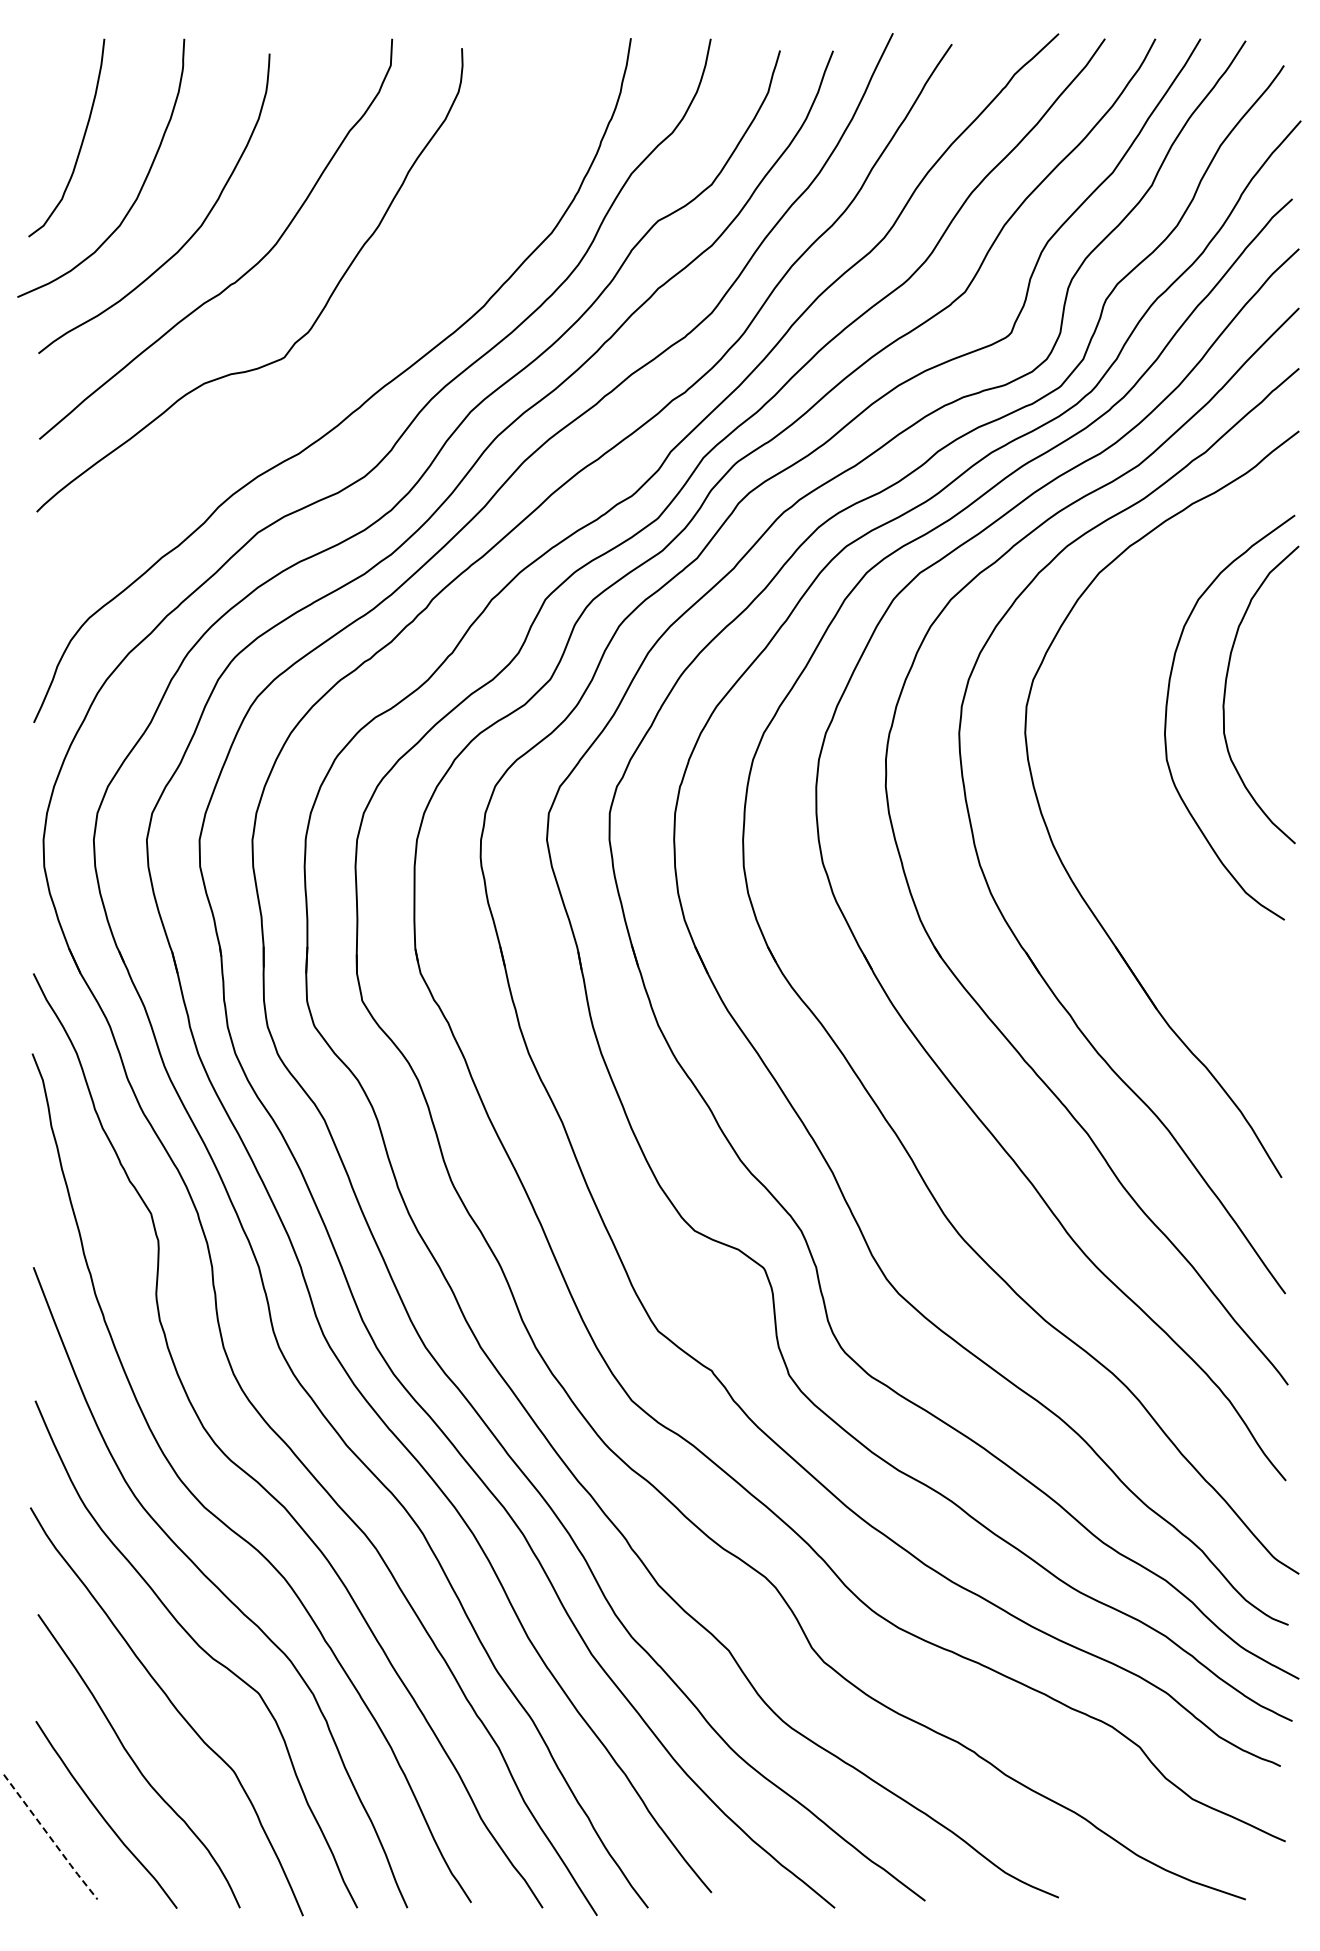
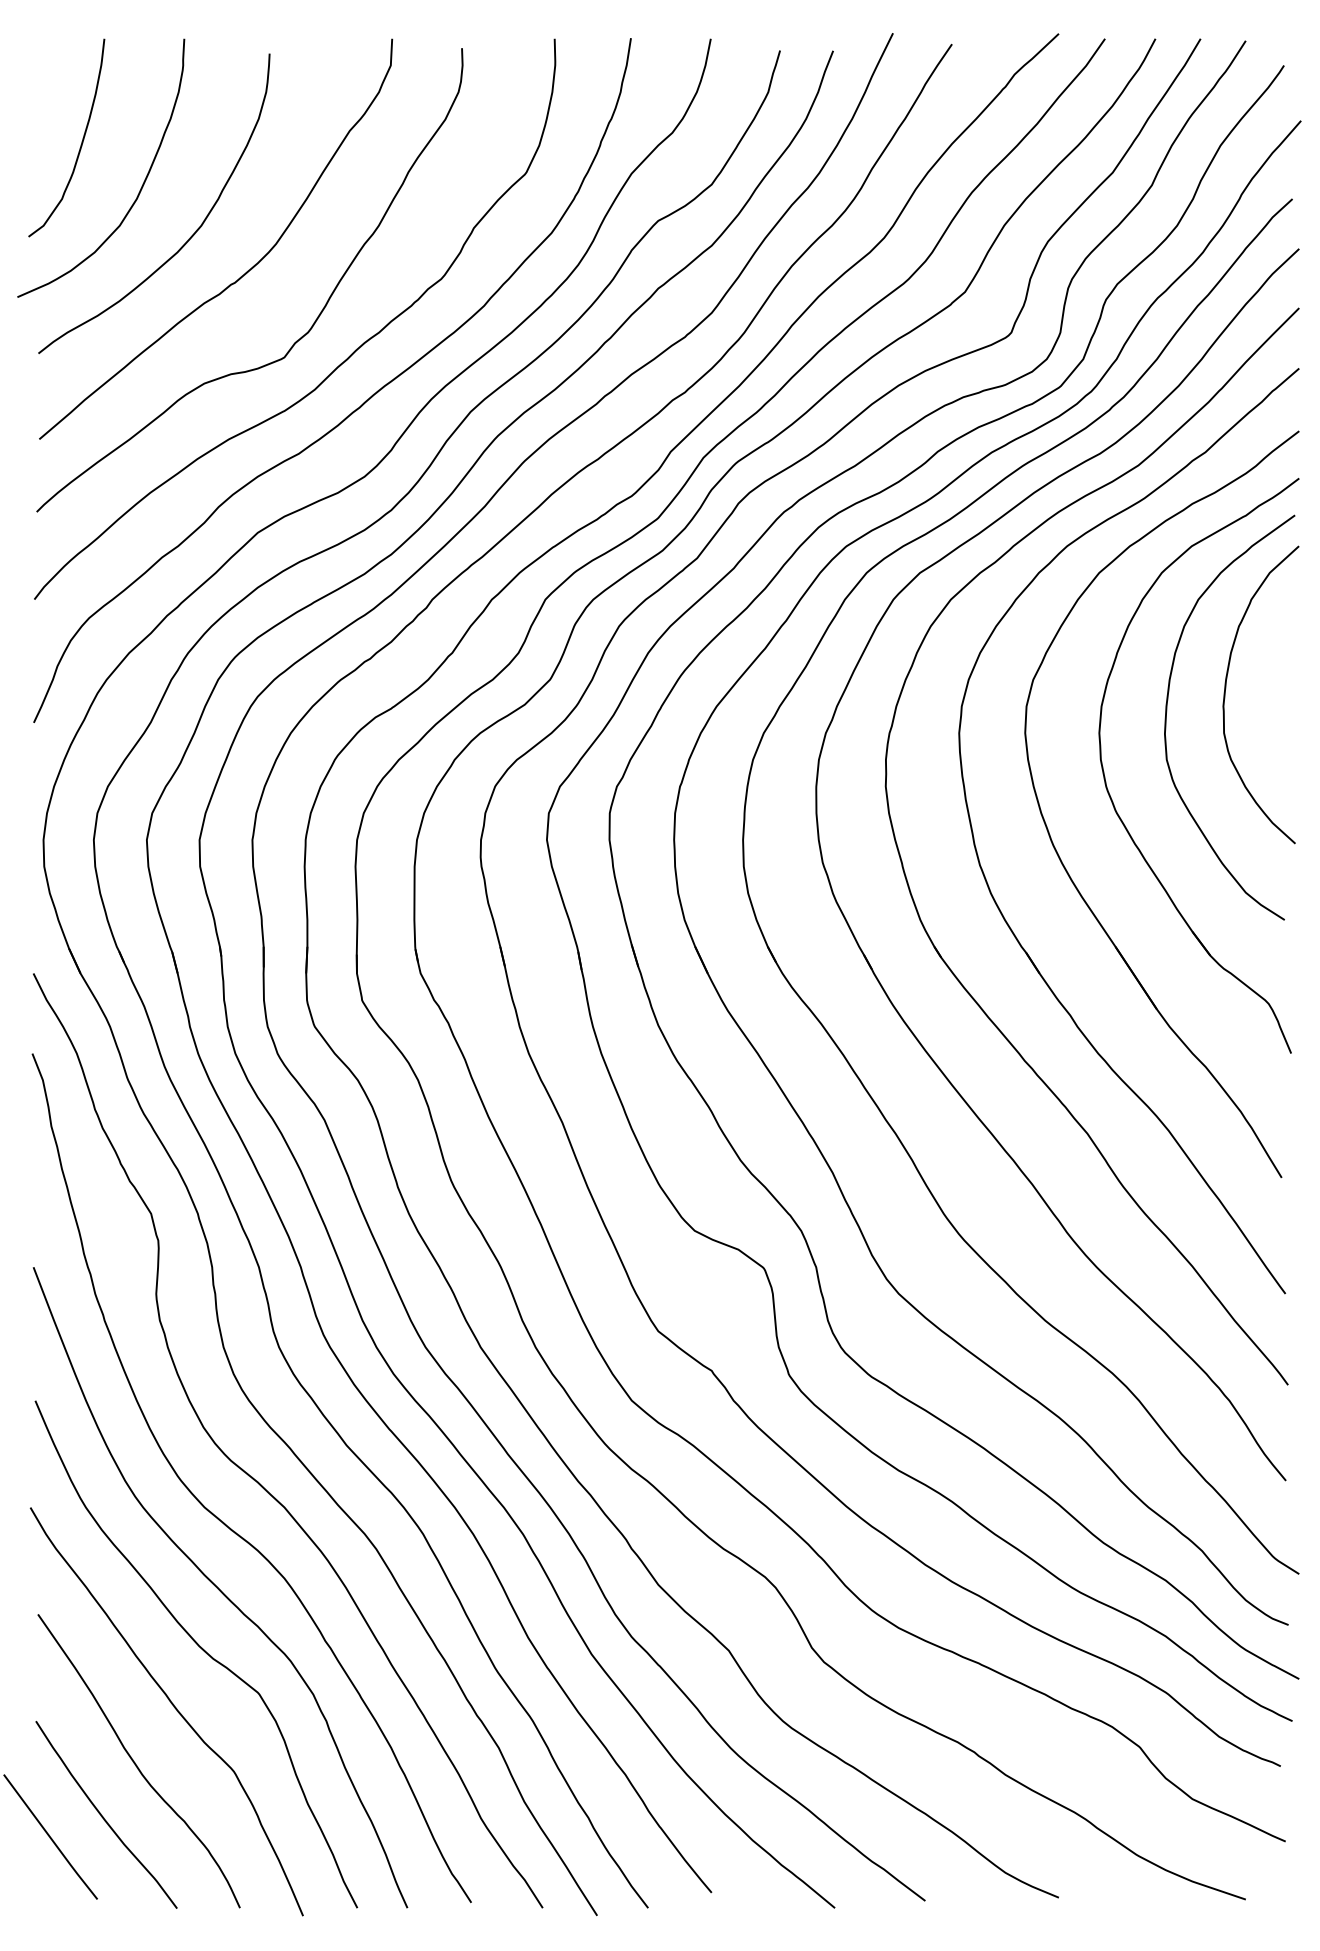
curve: none -> present (340, 363)
part: none -> present (1113, 801)
line: dashed -> solid (51, 1838)
